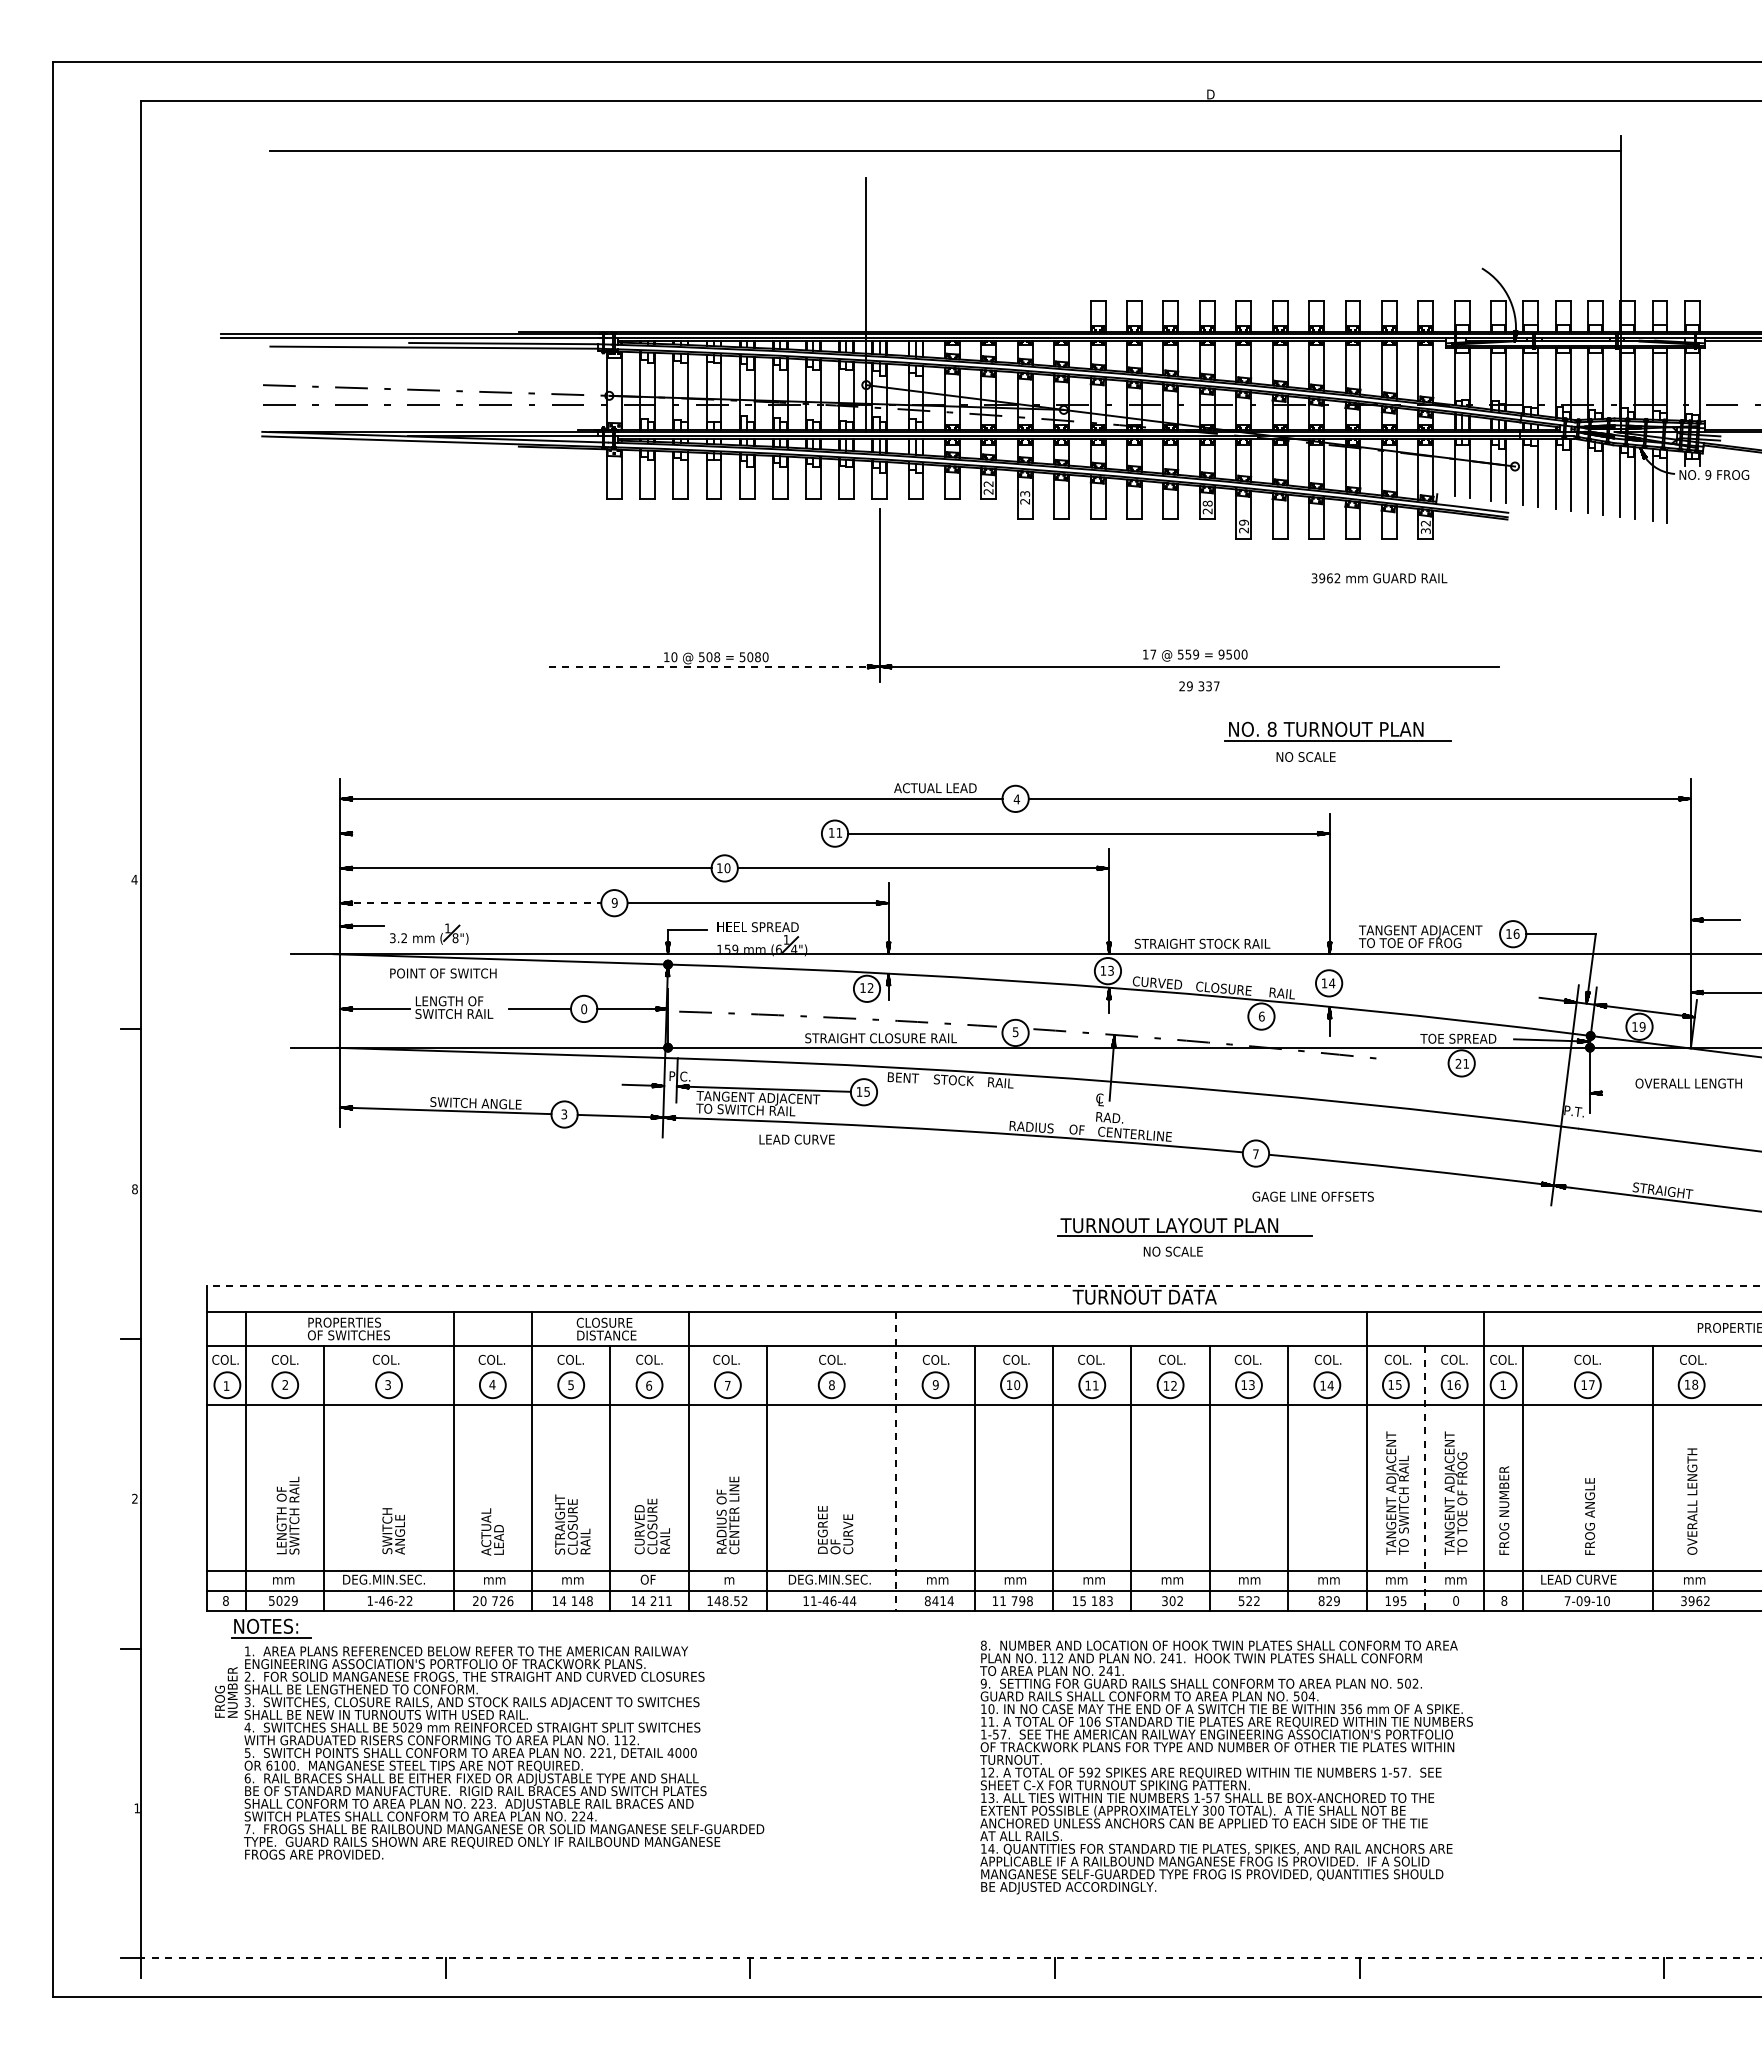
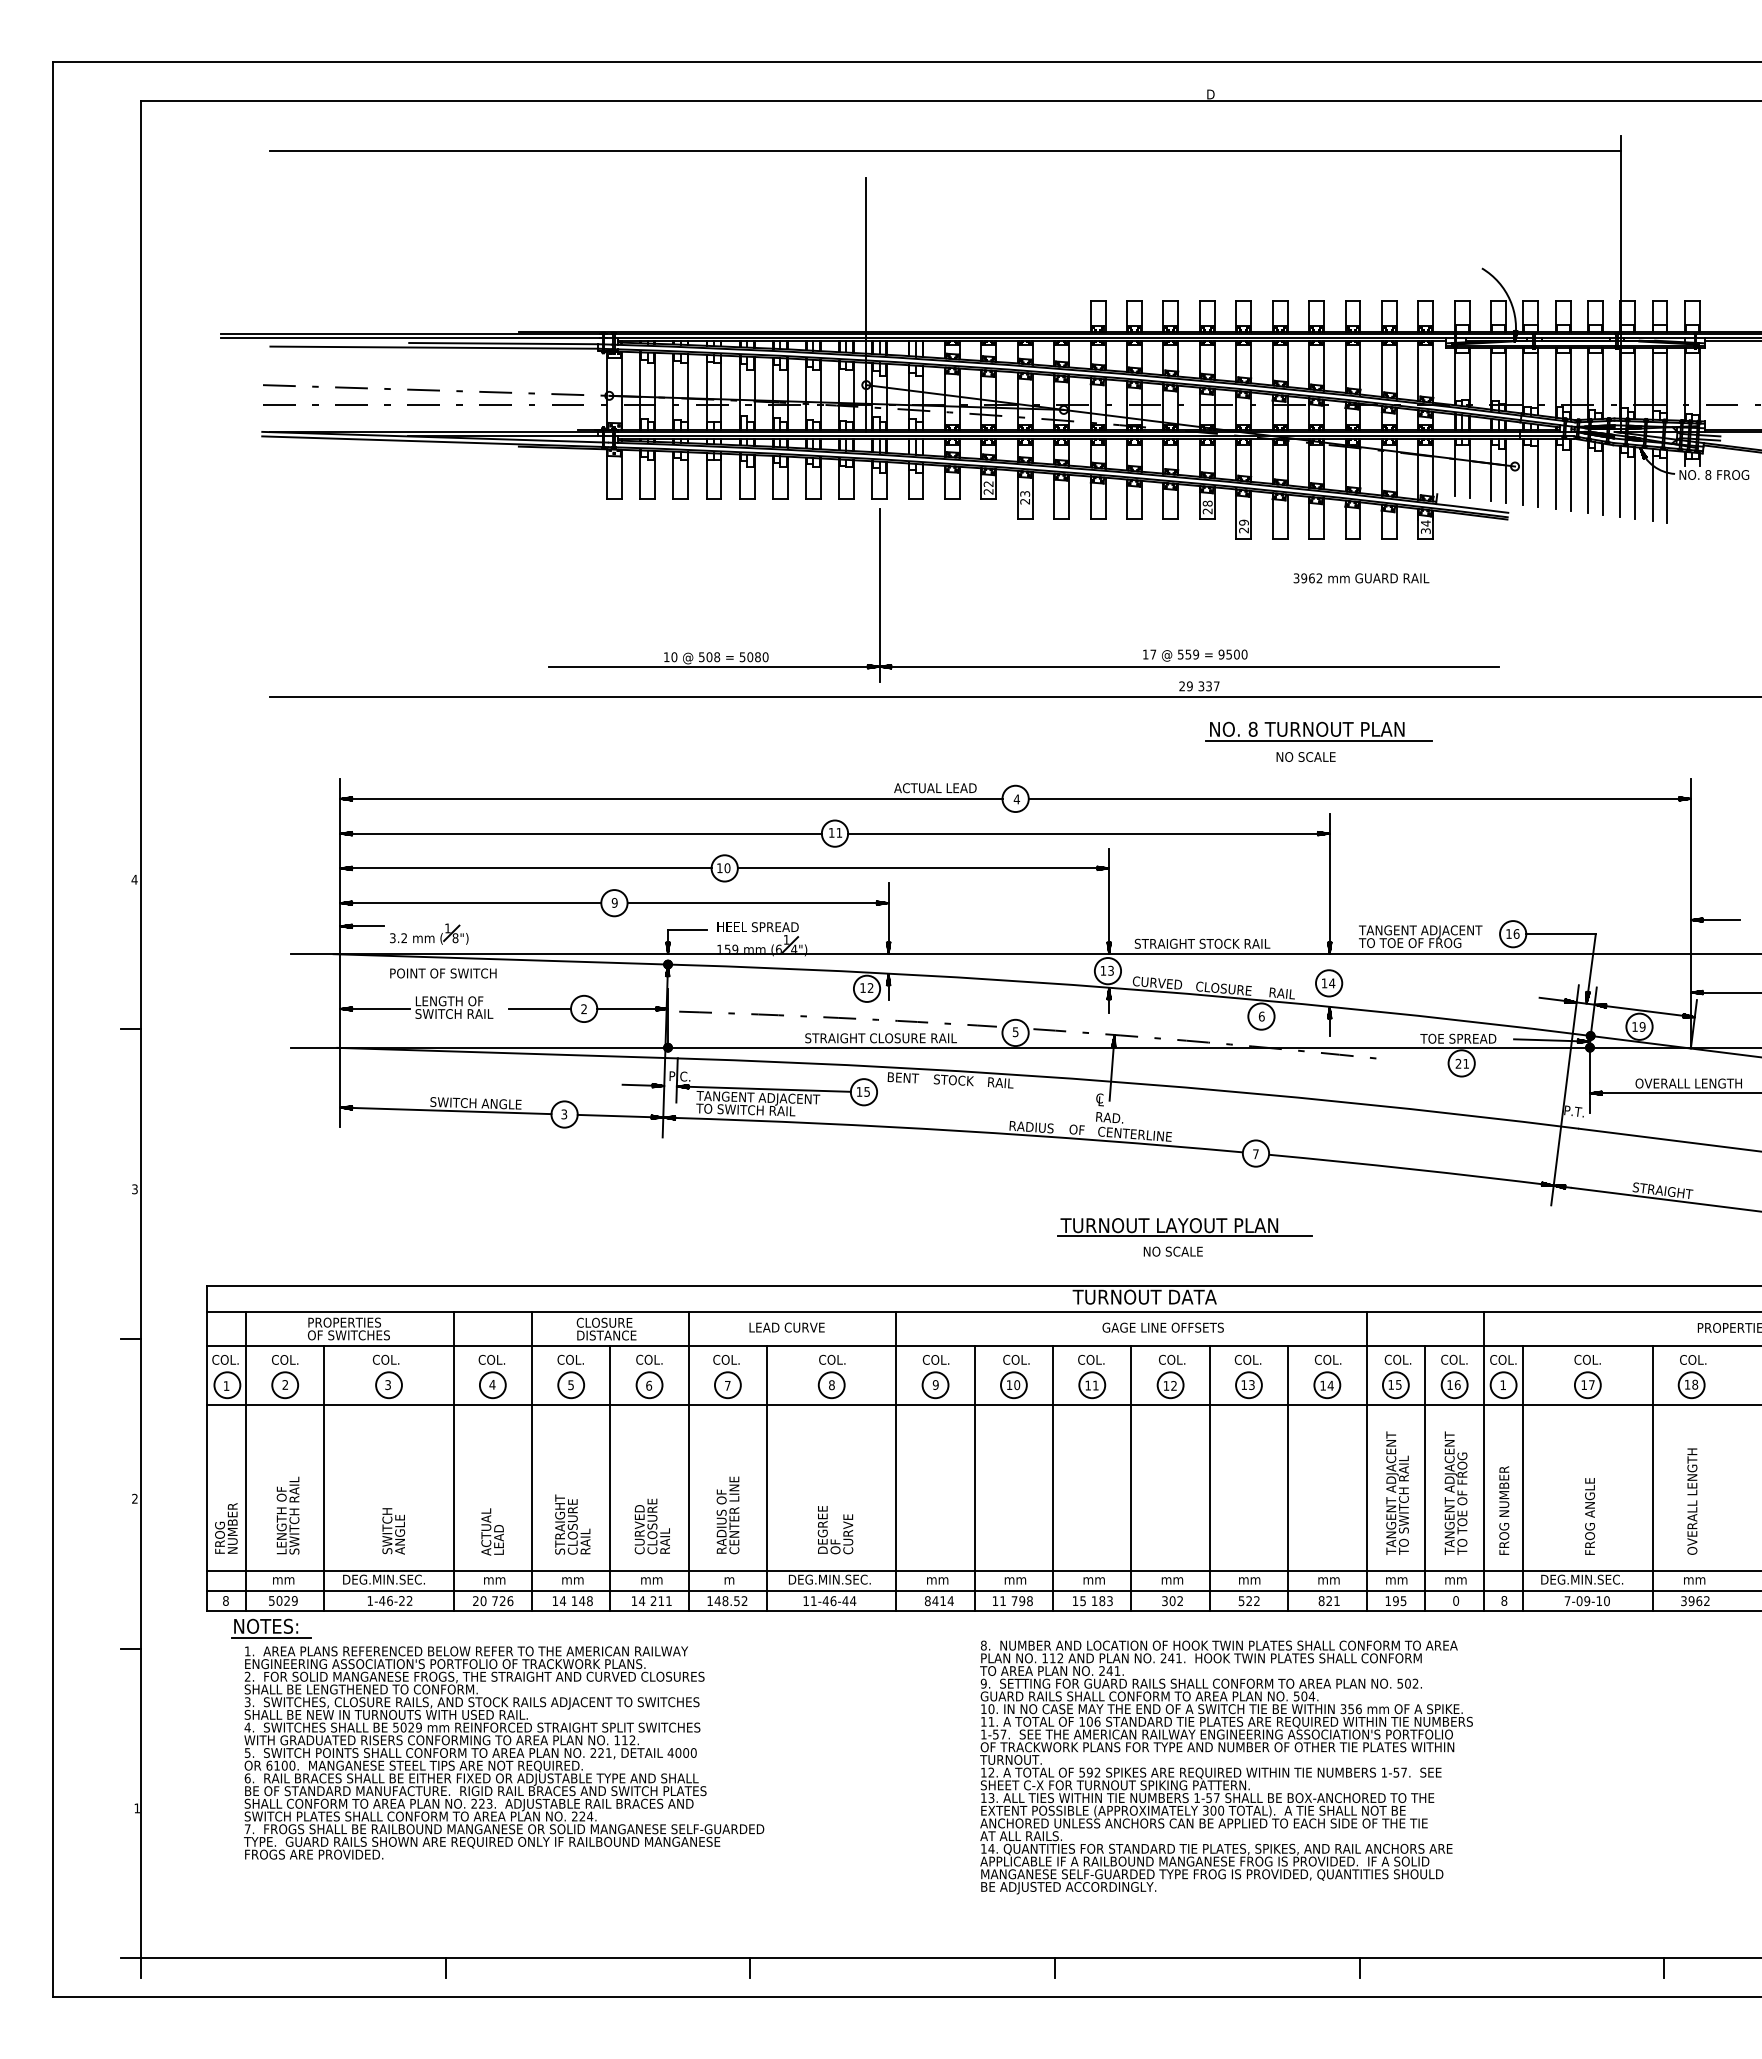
text: 9 -> 8 (1708, 474)
text: 32 -> 34 (1425, 523)
text position: (1379, 578) -> (1361, 578) (1361, 578)
line: dashed -> solid (714, 666)
line: none -> present (1014, 696)
part position: (1337, 731) -> (1318, 731) (1318, 731)
line: none -> present (580, 833)
line: dashed -> solid (470, 903)
text: 0 -> 2 (584, 1009)
line: none -> present (1674, 1093)
text position: (796, 1139) -> (786, 1327) (786, 1327)
text: 8 -> 3 (134, 1189)
text position: (1312, 1196) -> (1162, 1327) (1162, 1327)
line: dashed -> solid (983, 1285)
line: dashed -> solid (896, 1461)
line: dashed -> solid (1425, 1478)
text: OF -> mm (651, 1579)
text: LEAD CURVE -> DEG.MIN.SEC. (1582, 1579)
text: 829 -> 821 (1336, 1601)
text position: (226, 1692) -> (226, 1528) (226, 1528)
line: dashed -> solid (950, 1958)
